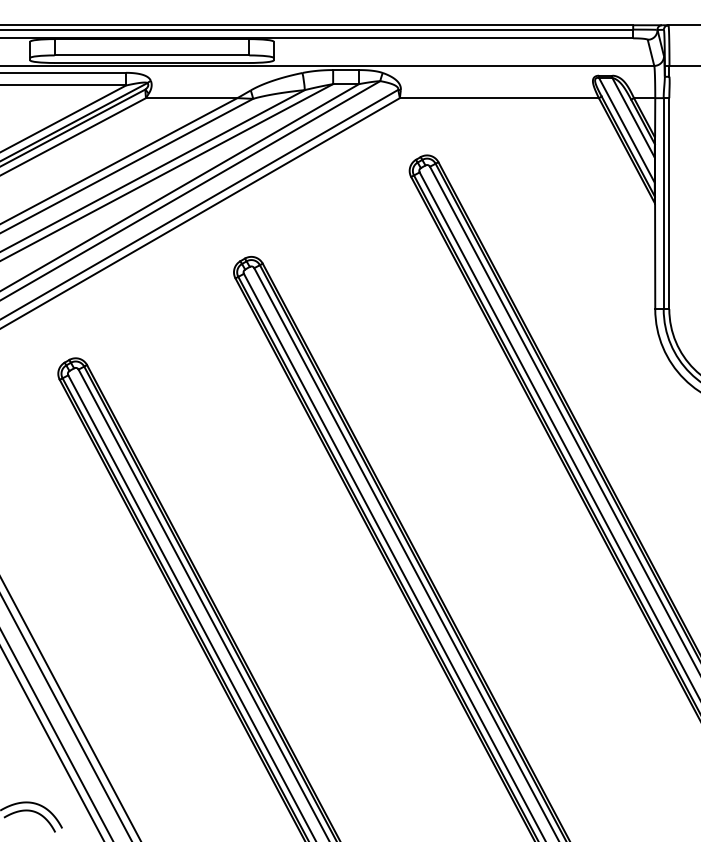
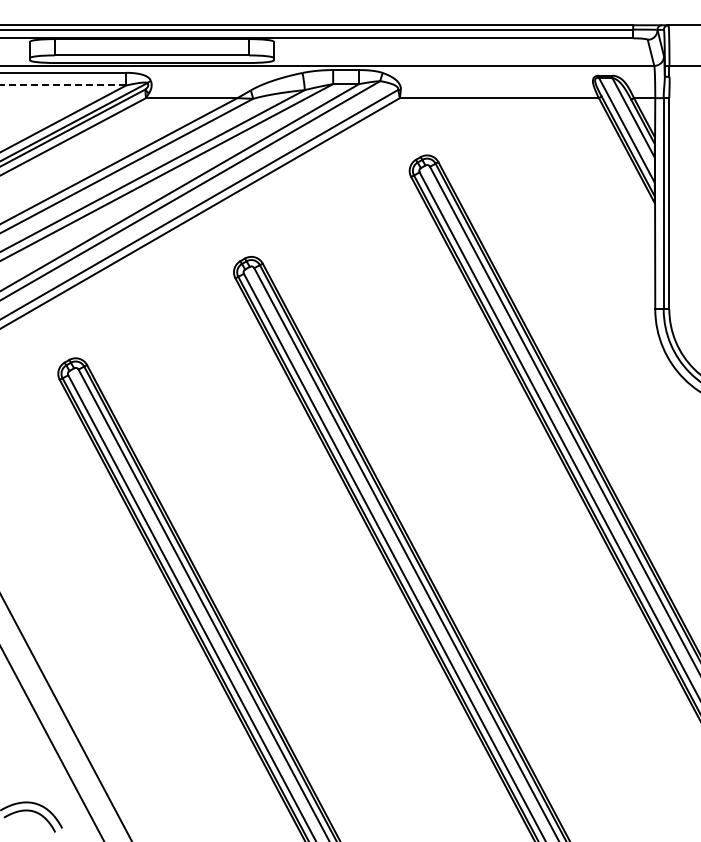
line: solid -> dashed (63, 85)
line: present -> none (70, 709)
line: present -> none (56, 735)
